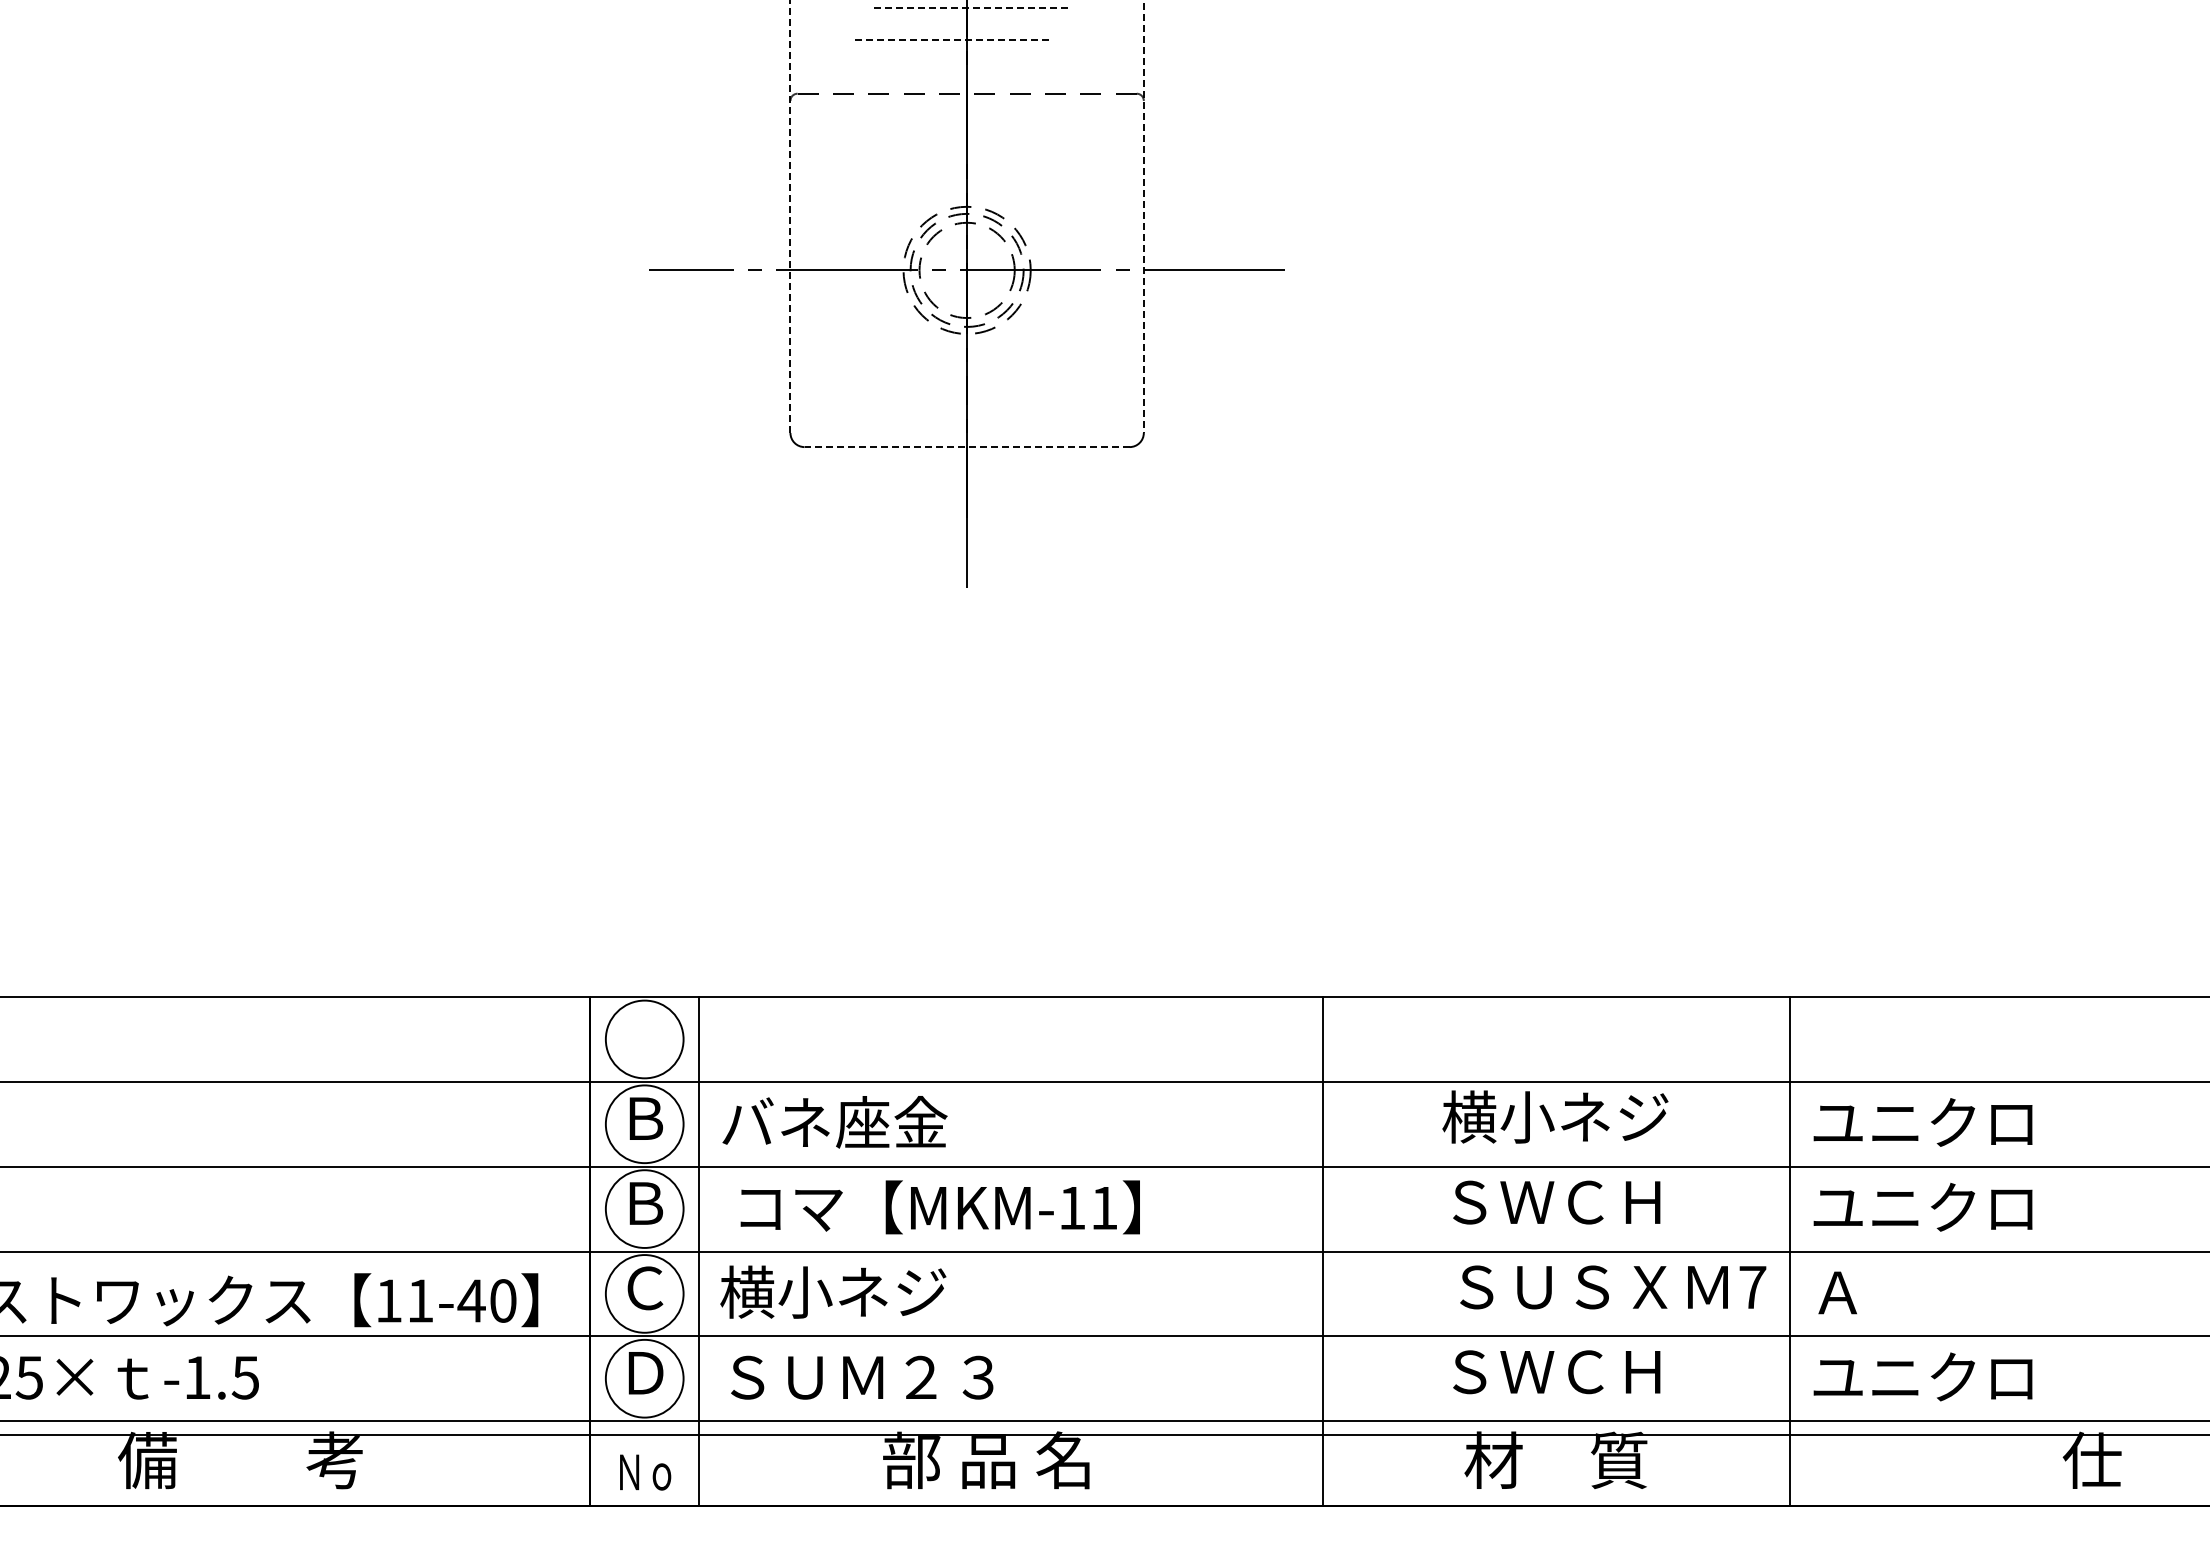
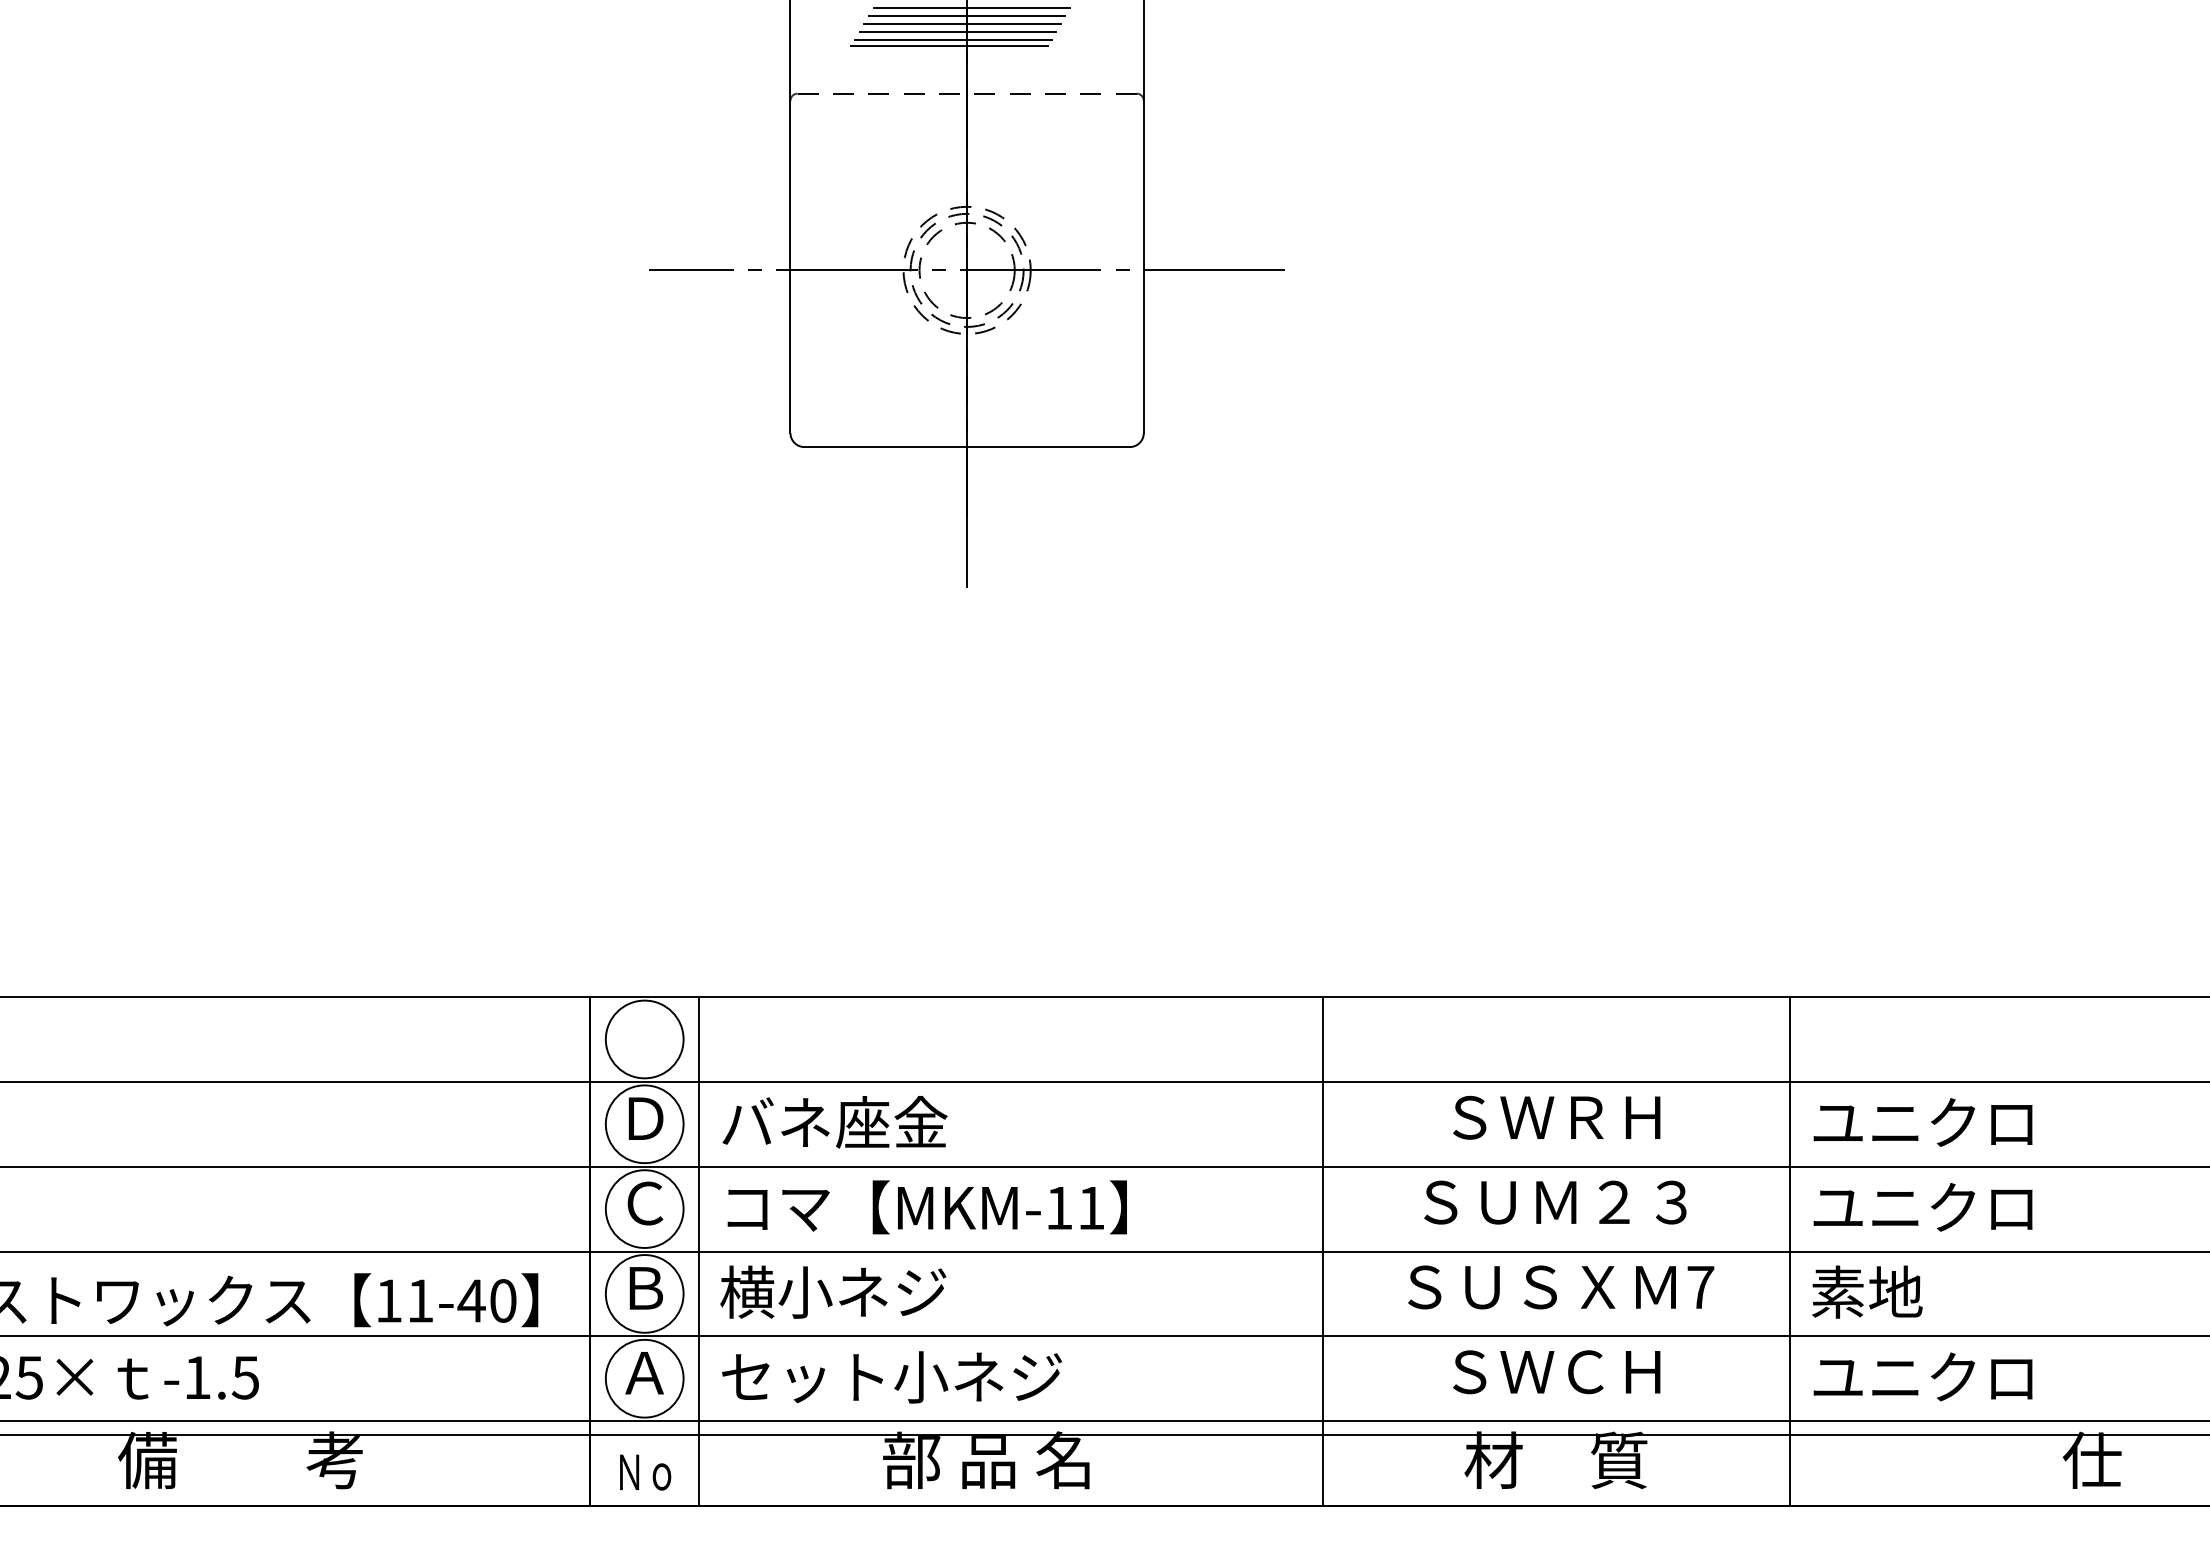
line: dashed -> solid (972, 7)
line: none -> present (966, 15)
line: none -> present (962, 24)
line: none -> present (957, 32)
line: dashed -> solid (953, 40)
line: none -> present (949, 46)
line: dashed -> solid (790, 216)
line: dashed -> solid (1143, 217)
line: dashed -> solid (967, 447)
text: 横小ネジ -> ＳＷＲＨ (1555, 1116)
text: Ｂ -> Ｄ (645, 1118)
text: ＳＷＣＨ -> ＳＵＭ２３ (1555, 1202)
text: Ｂ -> Ｃ (645, 1203)
text position: (939, 1207) -> (926, 1207) (926, 1207)
text position: (1613, 1287) -> (1561, 1287) (1561, 1287)
text: Ｃ -> Ｂ (645, 1288)
text: Ａ -> 素地 (1867, 1291)
text: Ｄ -> Ａ (644, 1373)
text: ＳＵＭ２３ -> セット小ネジ (892, 1377)
